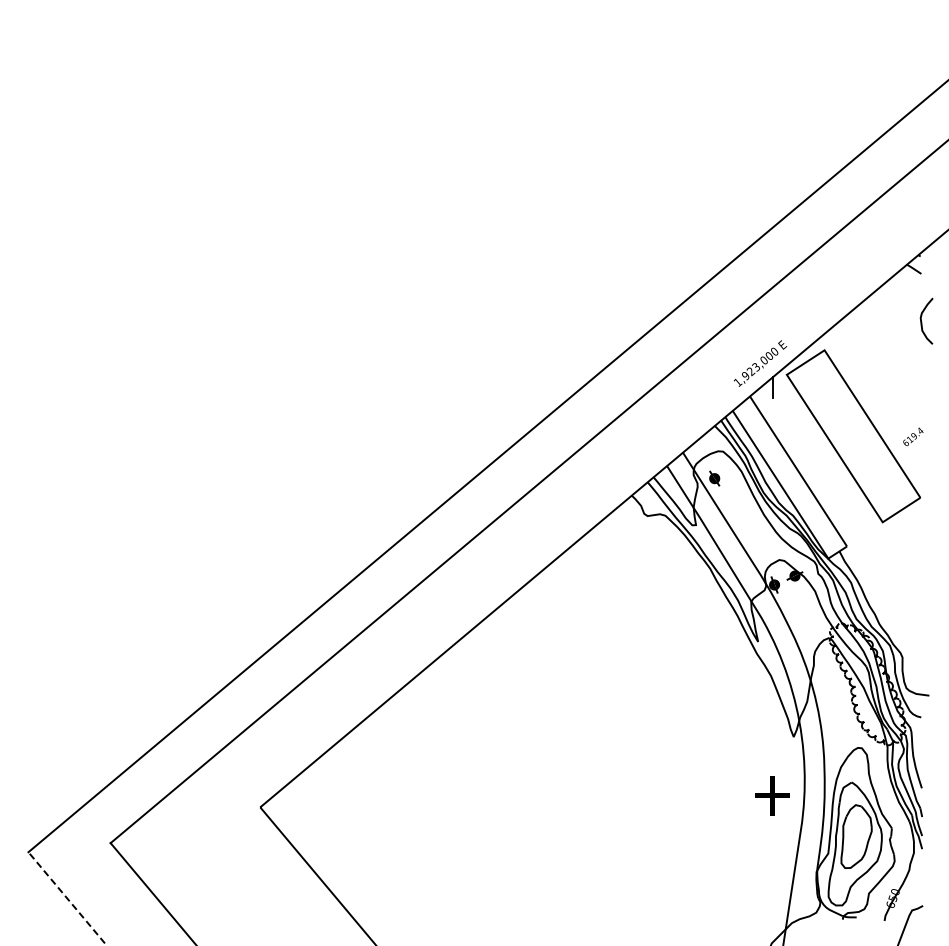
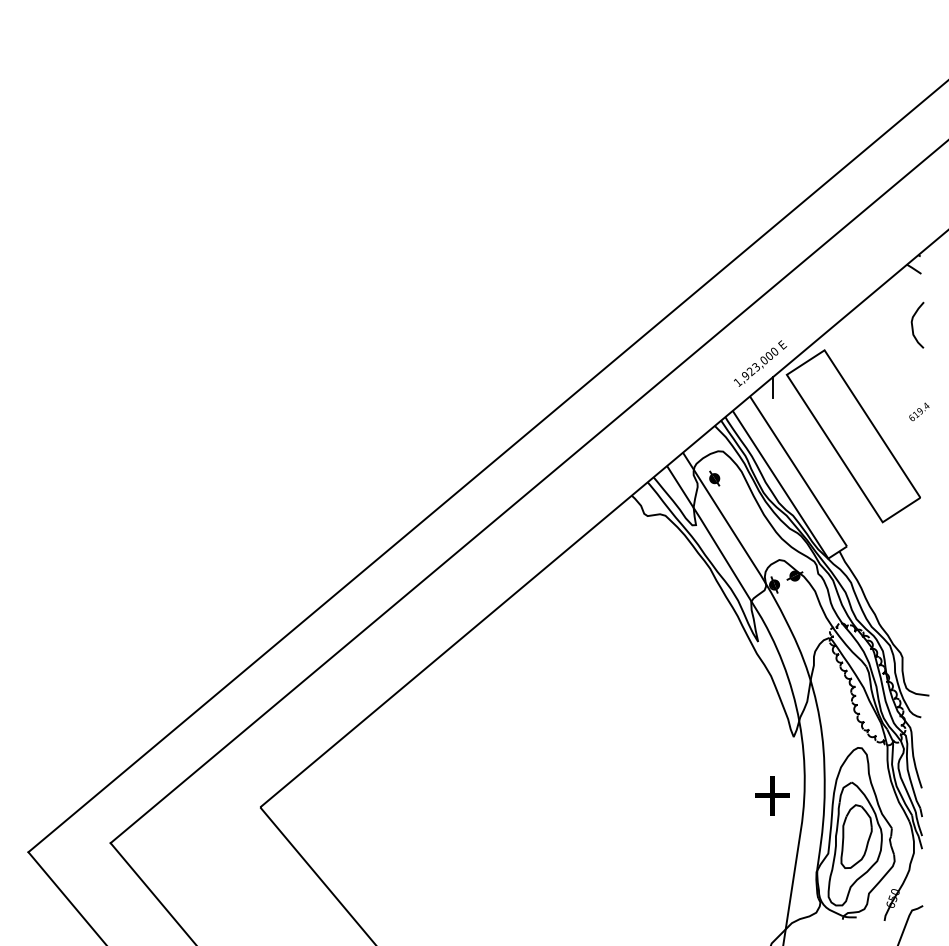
curve position: (922, 321) -> (913, 325) (913, 325)
text position: (913, 436) -> (919, 411) (919, 411)
line: dashed -> solid (67, 898)
